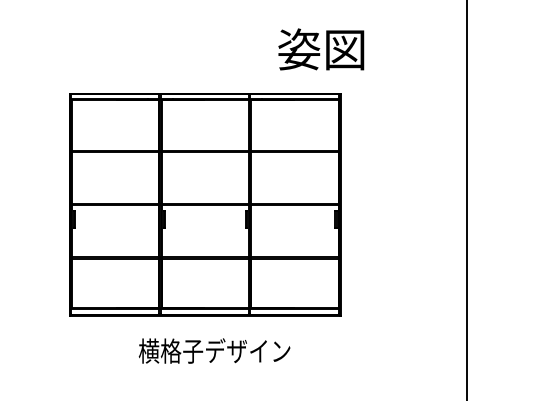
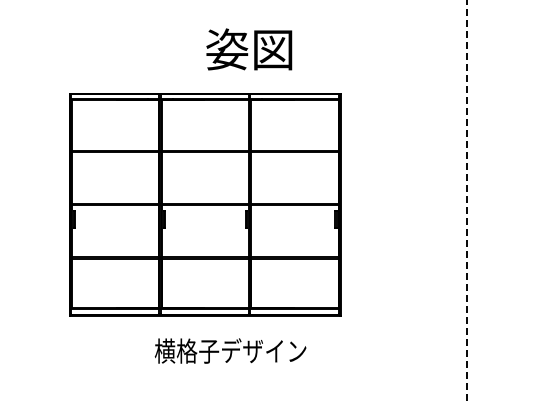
text position: (321, 49) -> (249, 49) (249, 49)
line: solid -> dashed (466, 200)
text position: (214, 350) -> (230, 350) (230, 350)
